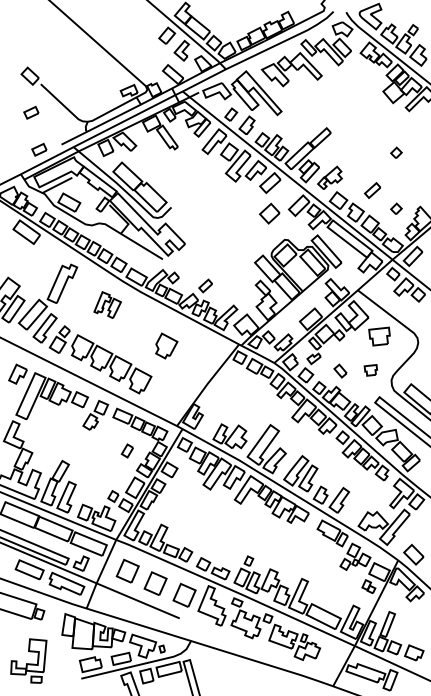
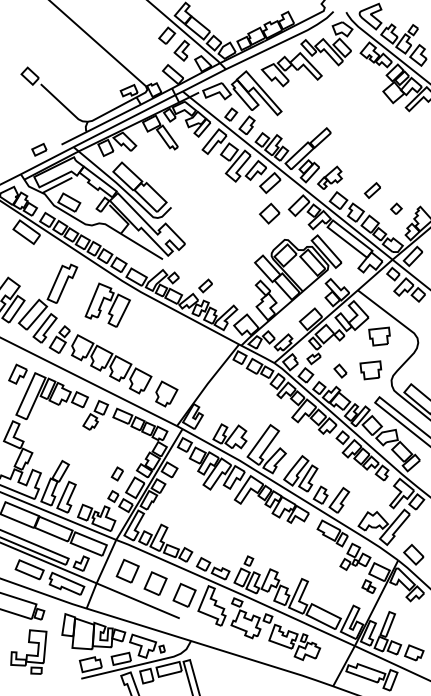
part: present -> none (31, 112)
part: present -> none (396, 152)
part size: 29x28 px -> 47x46 px (107, 304)
part position: (166, 345) -> (166, 393) (166, 393)
part size: 15x13 px -> 24x21 px (370, 370)
part position: (126, 450) -> (116, 473) (116, 473)
part position: (28, 660) -> (28, 651) (28, 651)
